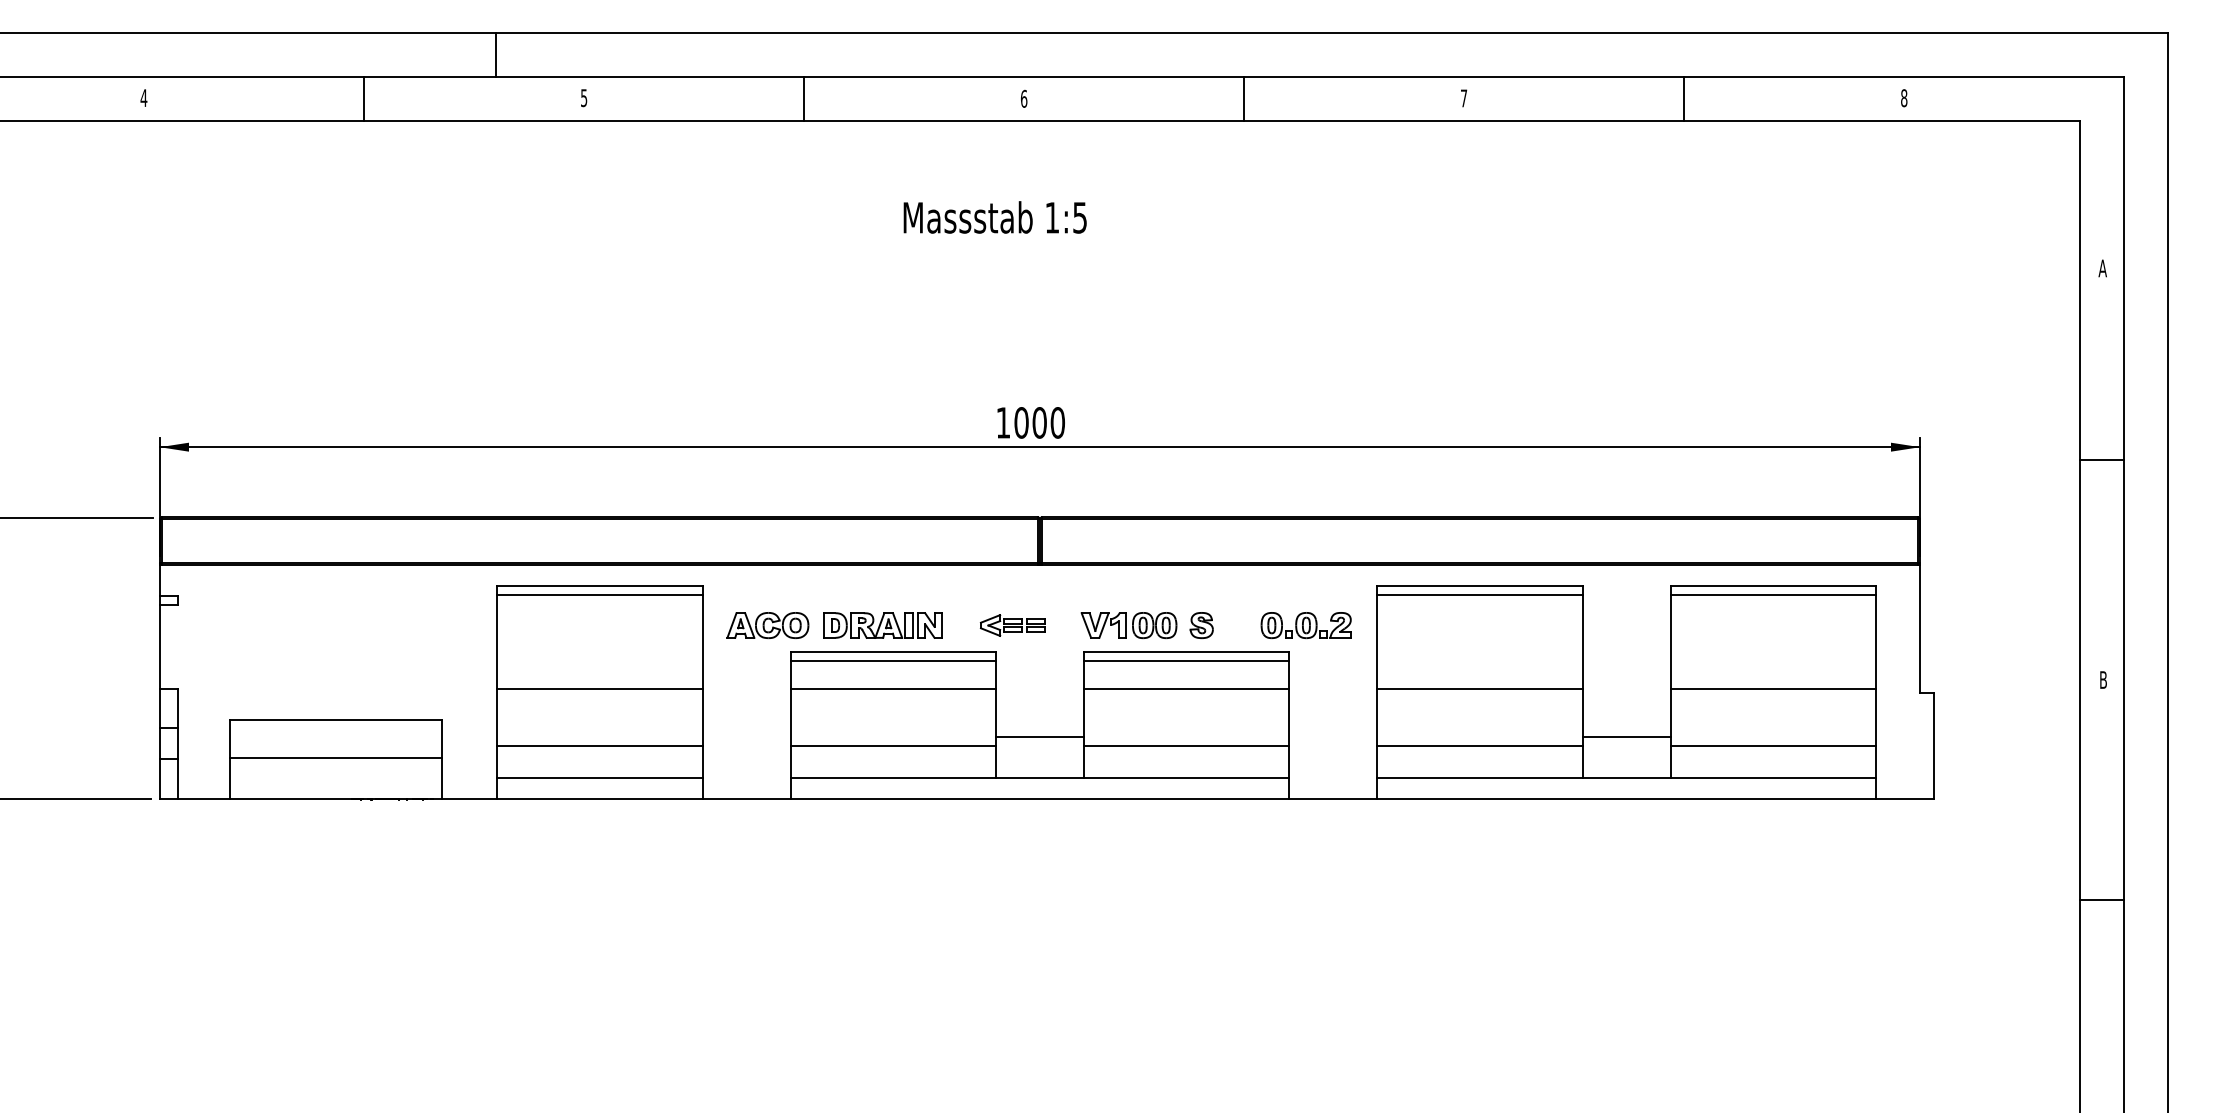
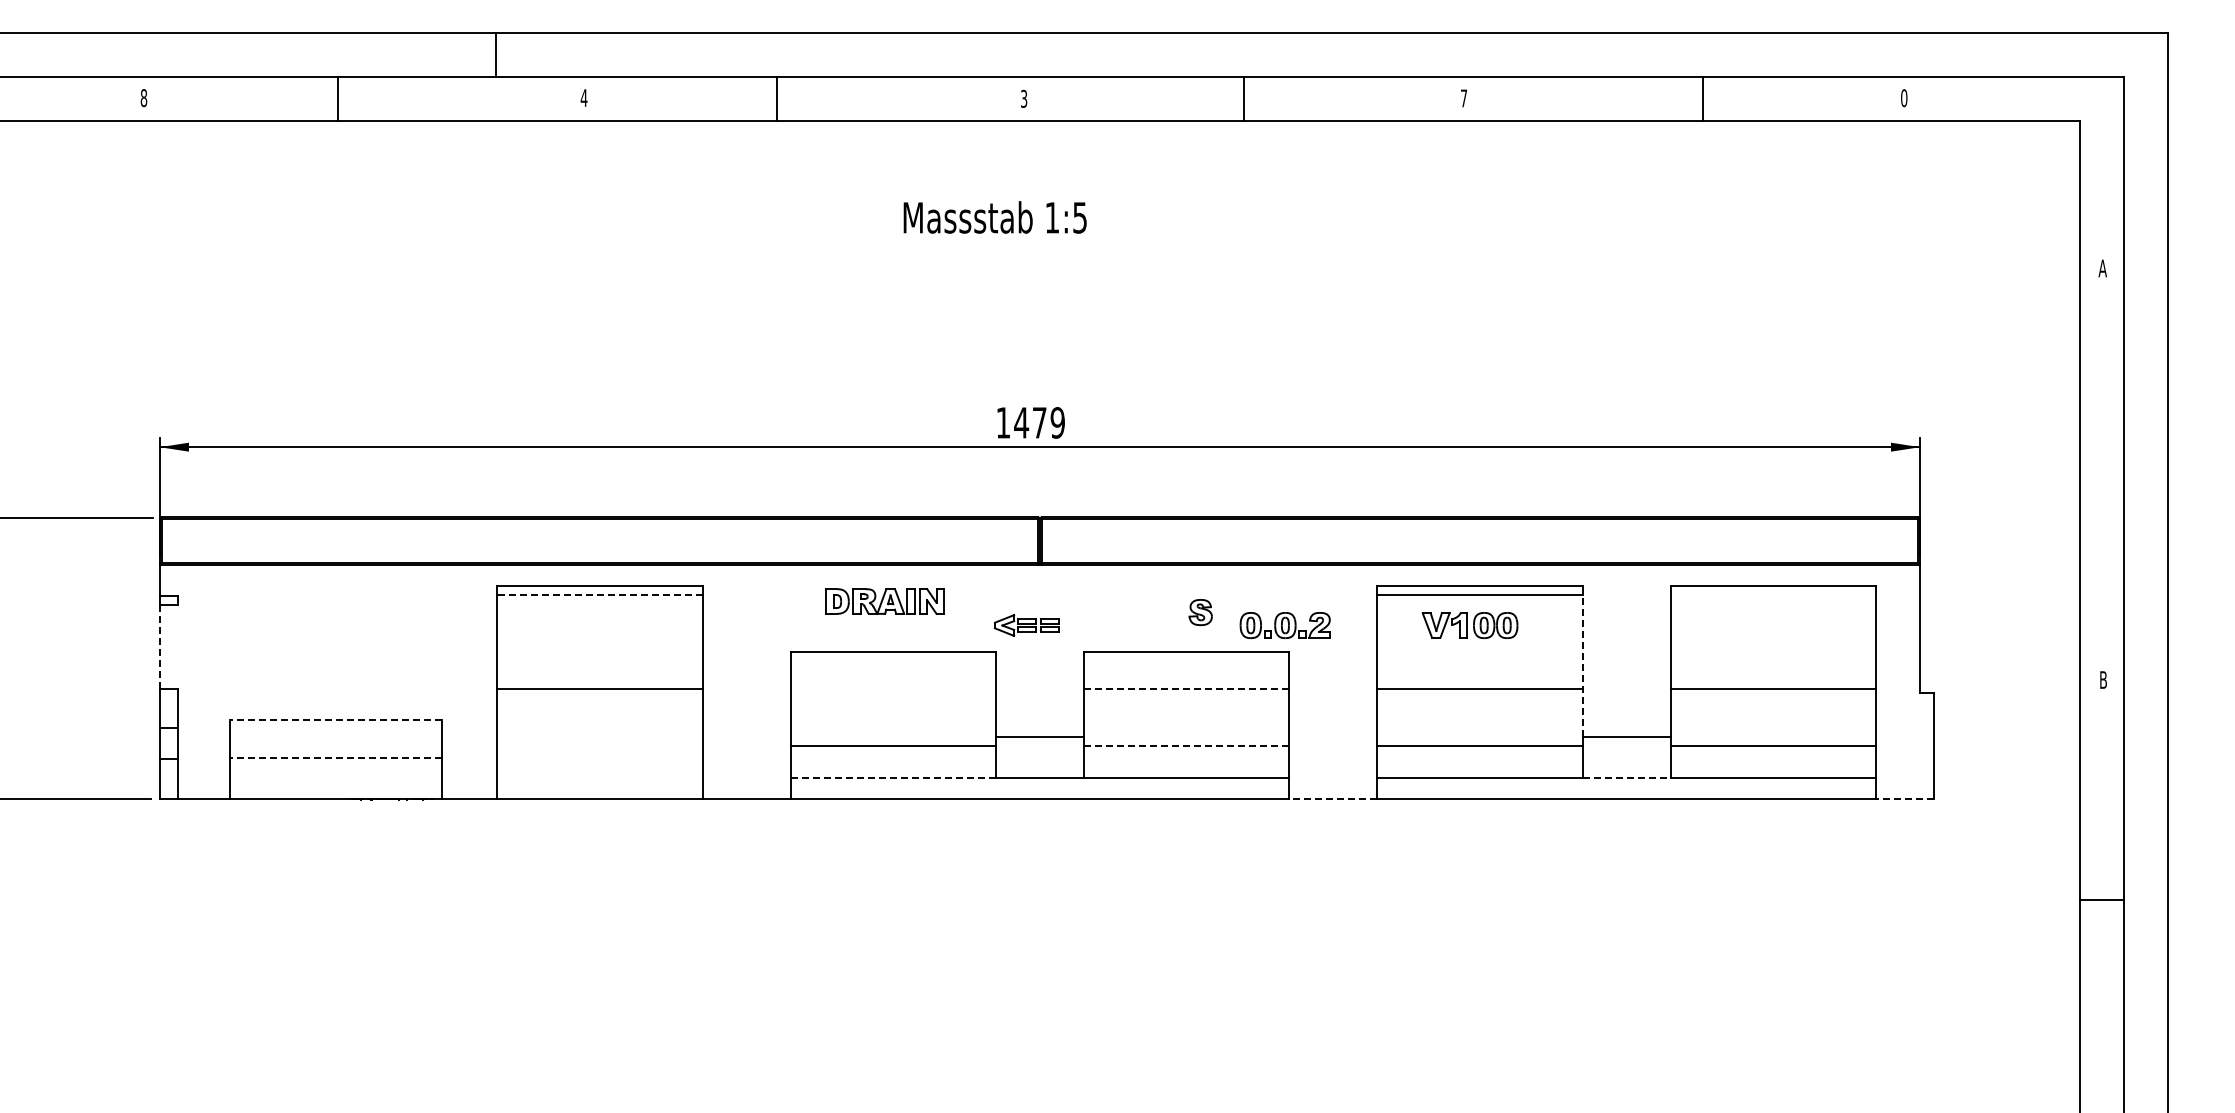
text: 8 -> 0 (1904, 97)
text: 4 -> 8 (143, 98)
text: 5 -> 4 (583, 98)
text: 6 -> 3 (1023, 98)
line position: (363, 99) -> (337, 99) (337, 99)
line position: (803, 99) -> (776, 99) (776, 99)
line position: (1683, 99) -> (1702, 99) (1702, 99)
text: 1000 -> 1479 (1039, 422)
line: present -> none (2101, 460)
line: solid -> dashed (599, 594)
line: present -> none (1773, 594)
part: present -> none (767, 625)
part position: (882, 625) -> (884, 601) (884, 601)
part position: (1012, 625) -> (1026, 625) (1026, 625)
part position: (1128, 625) -> (1469, 625) (1469, 625)
part position: (1201, 625) -> (1200, 612) (1200, 612)
part position: (1305, 625) -> (1284, 625) (1284, 625)
line: solid -> dashed (159, 647)
line: present -> none (892, 660)
line: present -> none (1186, 660)
line: solid -> dashed (1582, 661)
line: present -> none (892, 689)
line: solid -> dashed (1186, 689)
line: solid -> dashed (335, 719)
line: present -> none (599, 746)
line: solid -> dashed (1186, 746)
line: solid -> dashed (335, 757)
line: present -> none (599, 777)
line: solid -> dashed (893, 777)
line: solid -> dashed (1627, 777)
line: solid -> dashed (1332, 799)
line: solid -> dashed (1904, 799)
